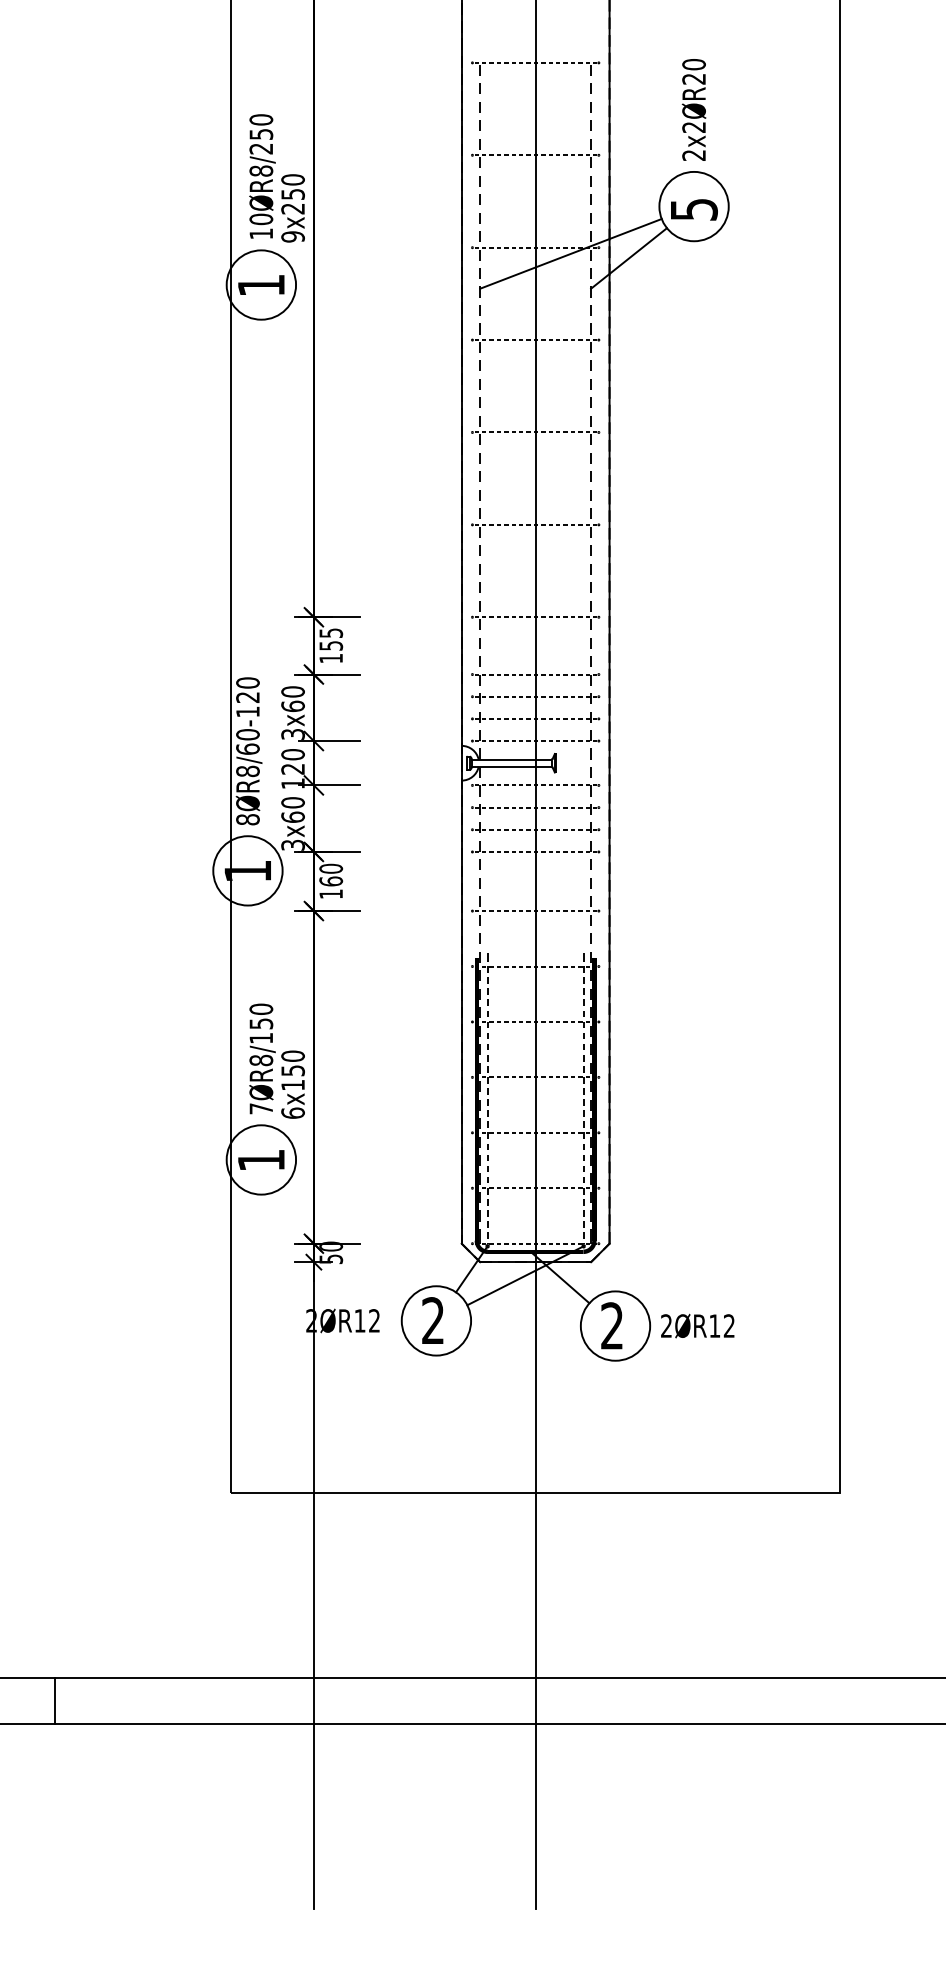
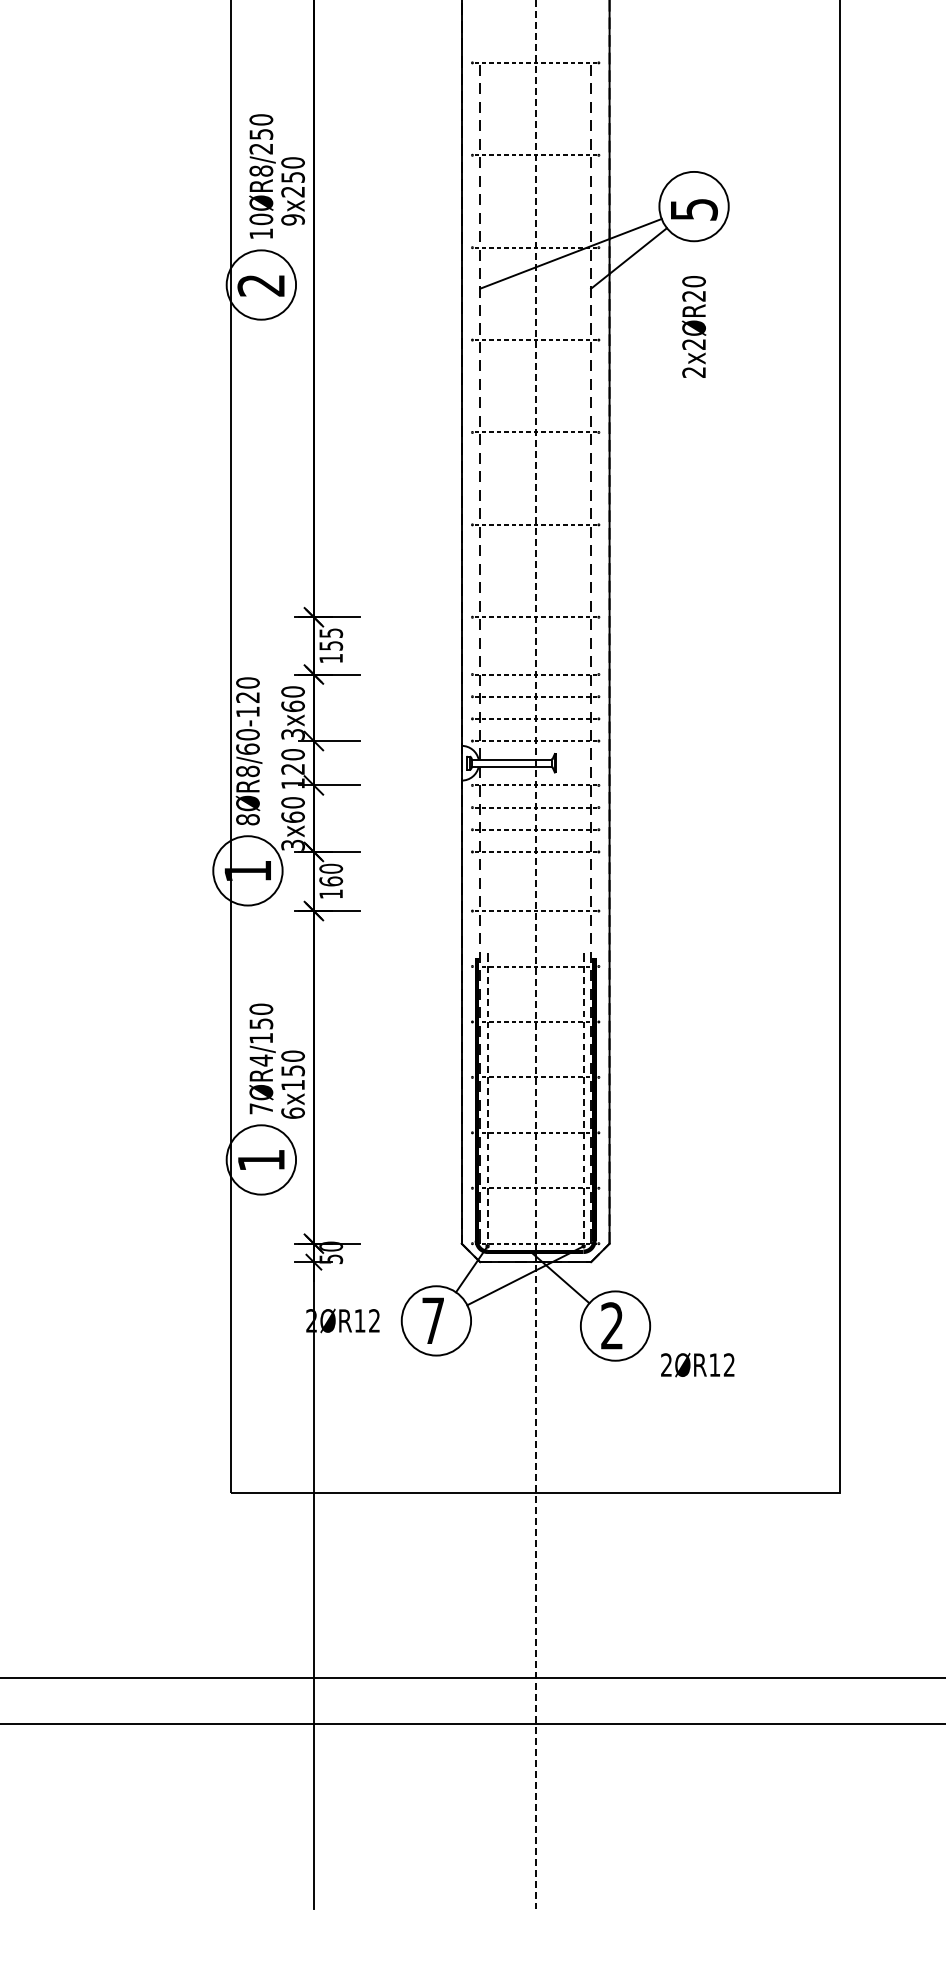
text position: (693, 109) -> (693, 326) (693, 326)
text position: (292, 208) -> (292, 191) (292, 191)
text: 1 -> 2 (260, 285)
line: solid -> dashed (535, 954)
text: 7ØR8/150 -> 7ØR4/150 (261, 1060)
text: 2 -> 7 (432, 1320)
text position: (697, 1325) -> (697, 1364) (697, 1364)
line: present -> none (55, 1700)
